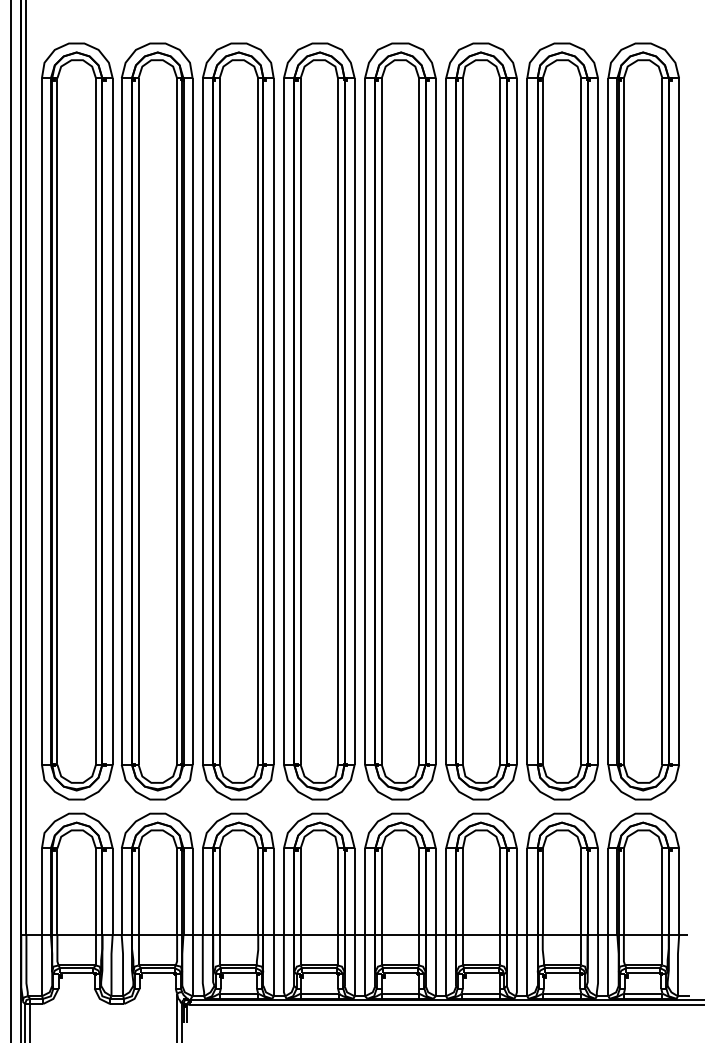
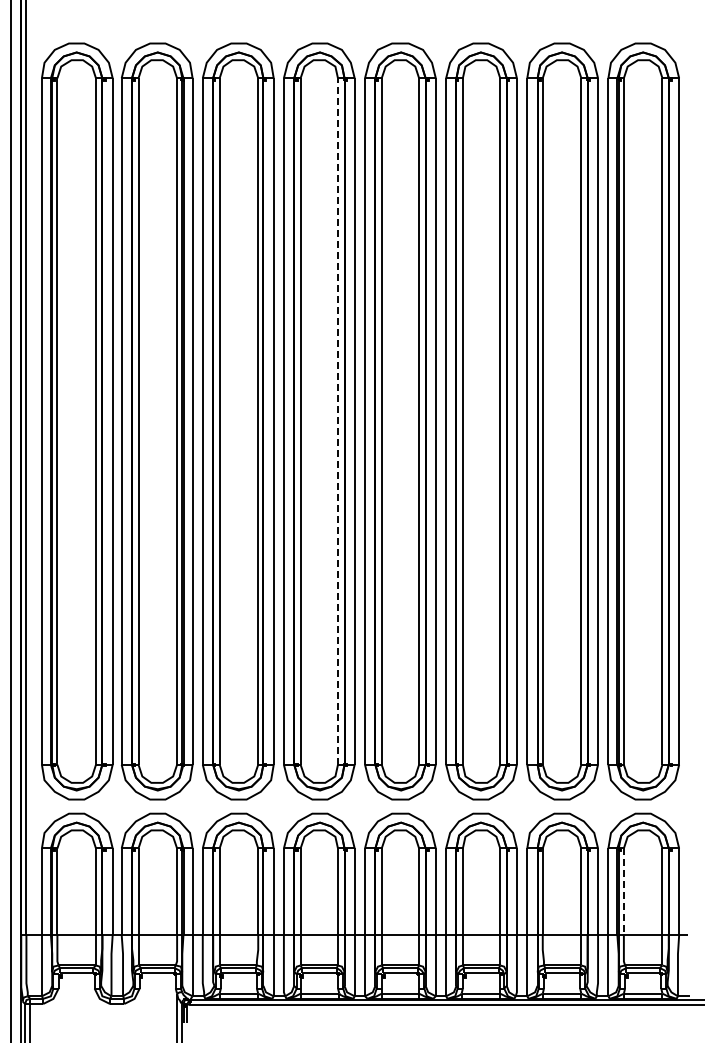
line: solid -> dashed (337, 421)
line: solid -> dashed (623, 892)
